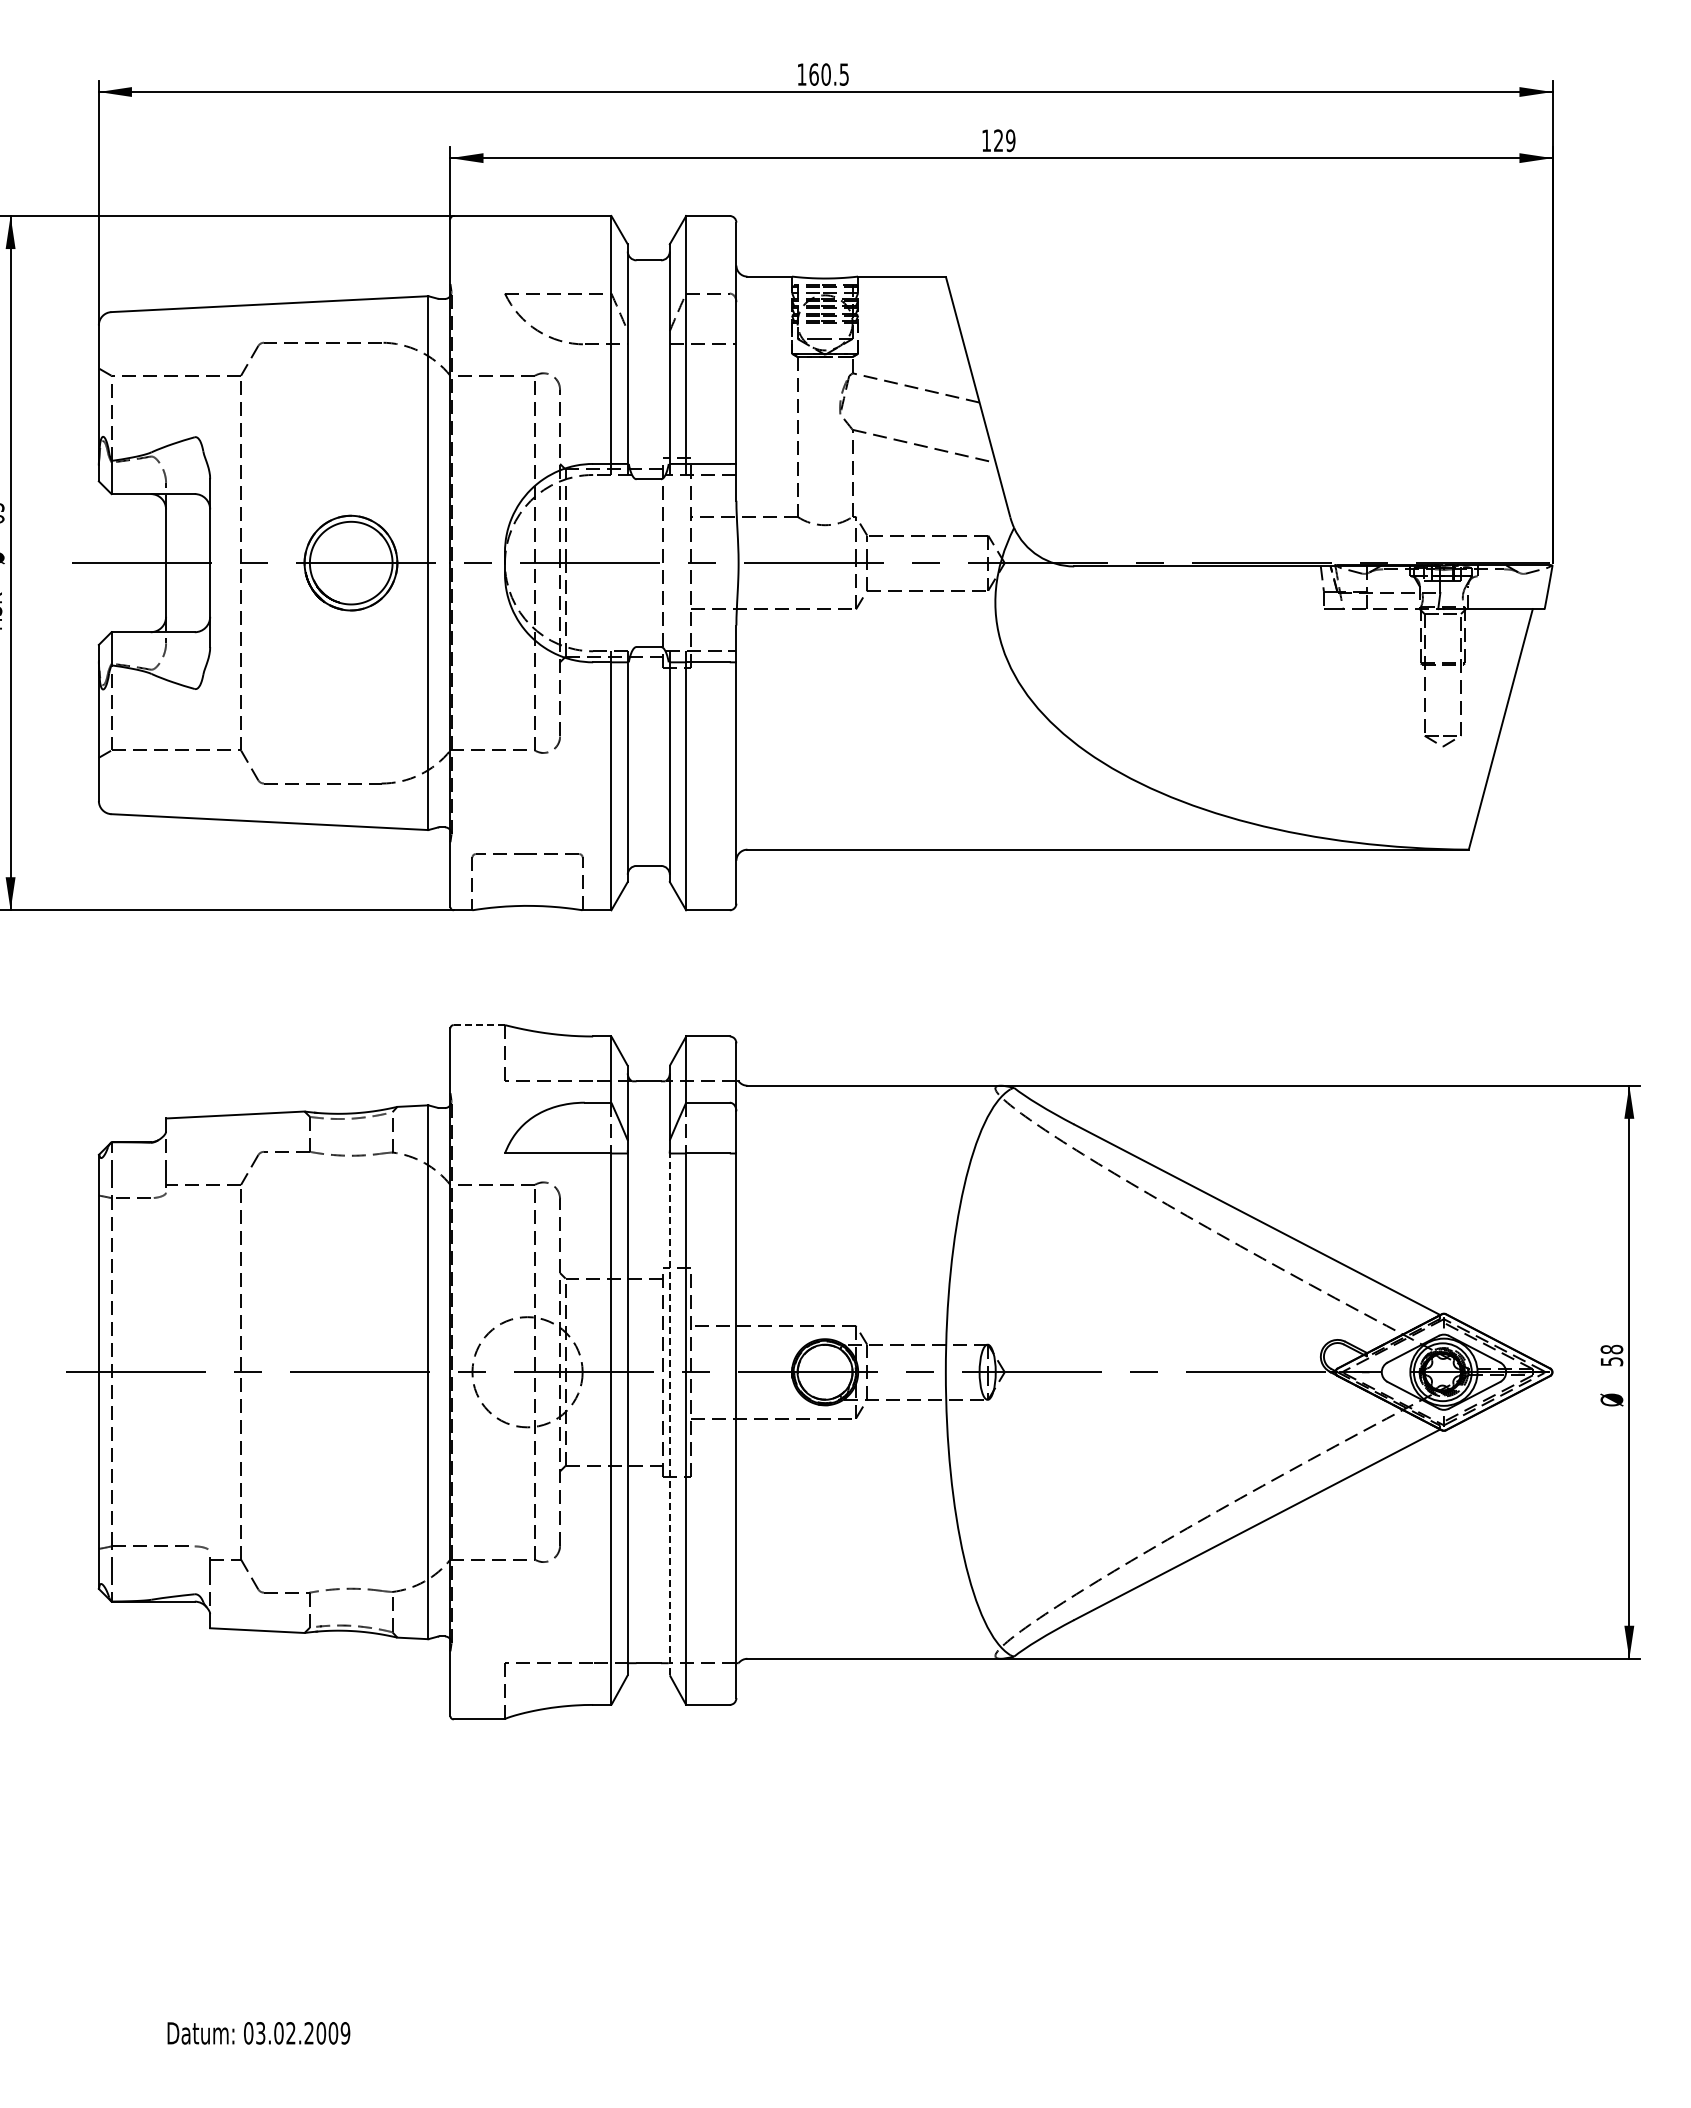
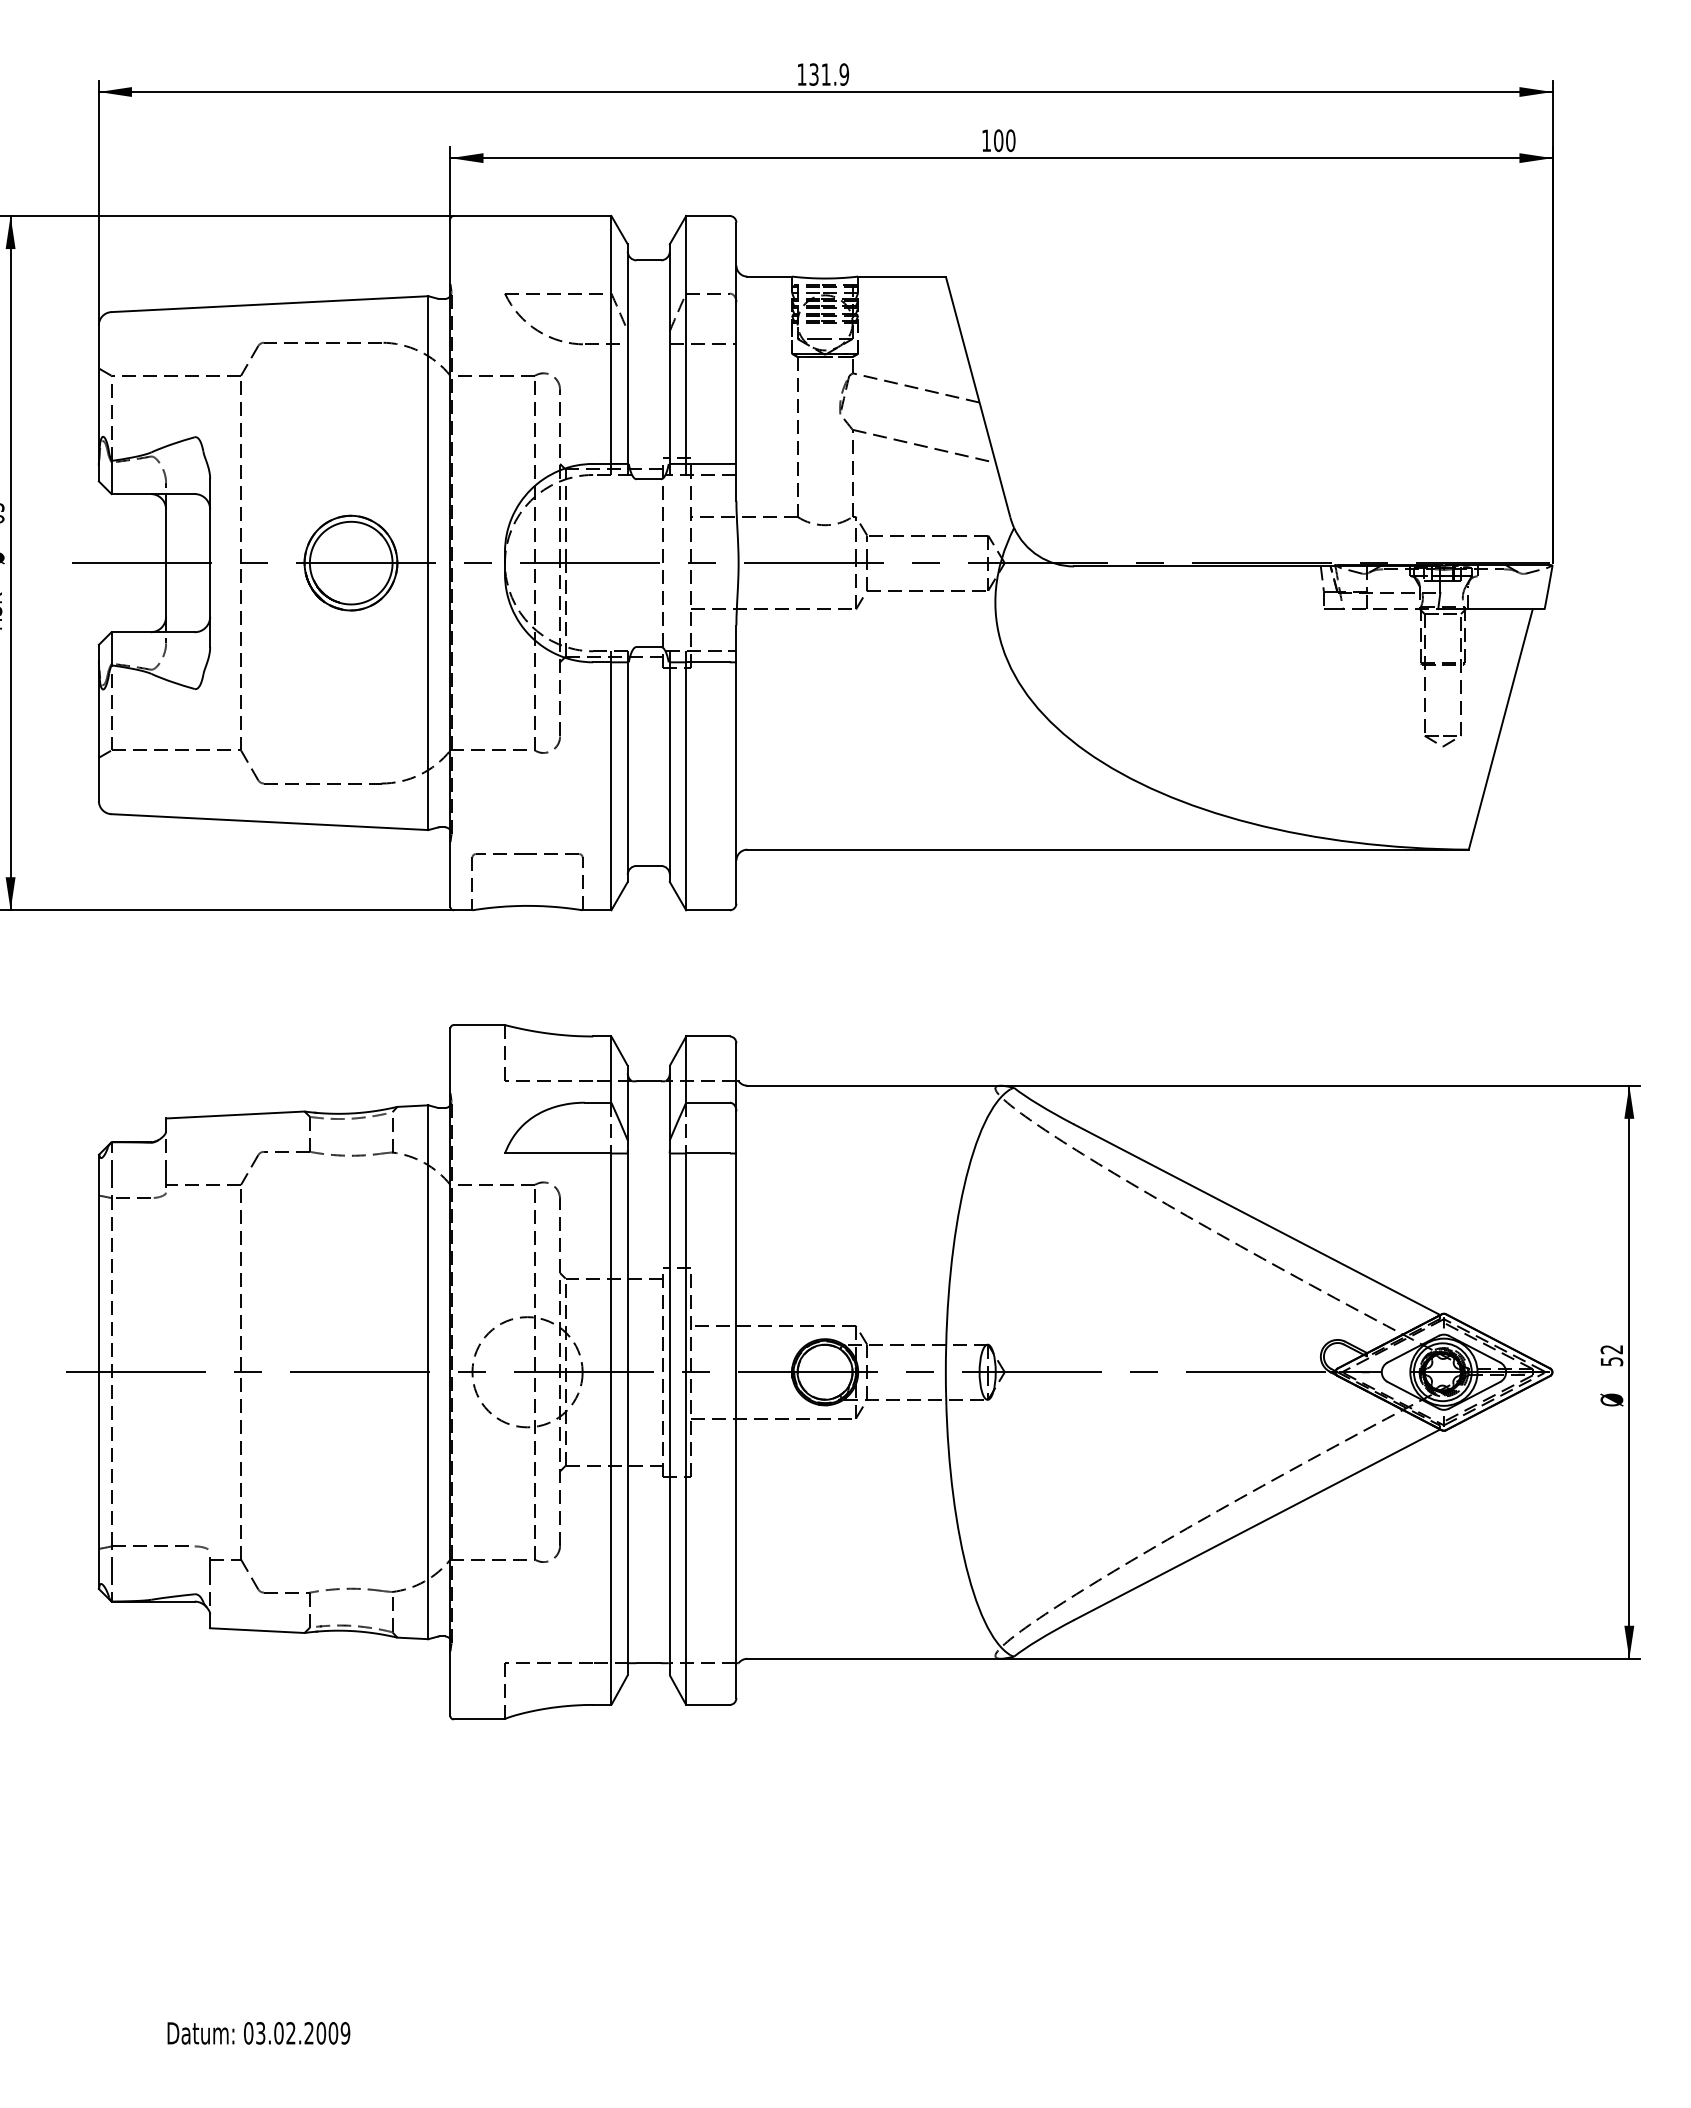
text: 160.5 -> 131.9 (829, 74)
text: 129 -> 100 (1004, 140)
line: dashed -> solid (479, 1025)
text: 58 -> 52 (1611, 1349)
line: dashed -> solid (669, 1414)
